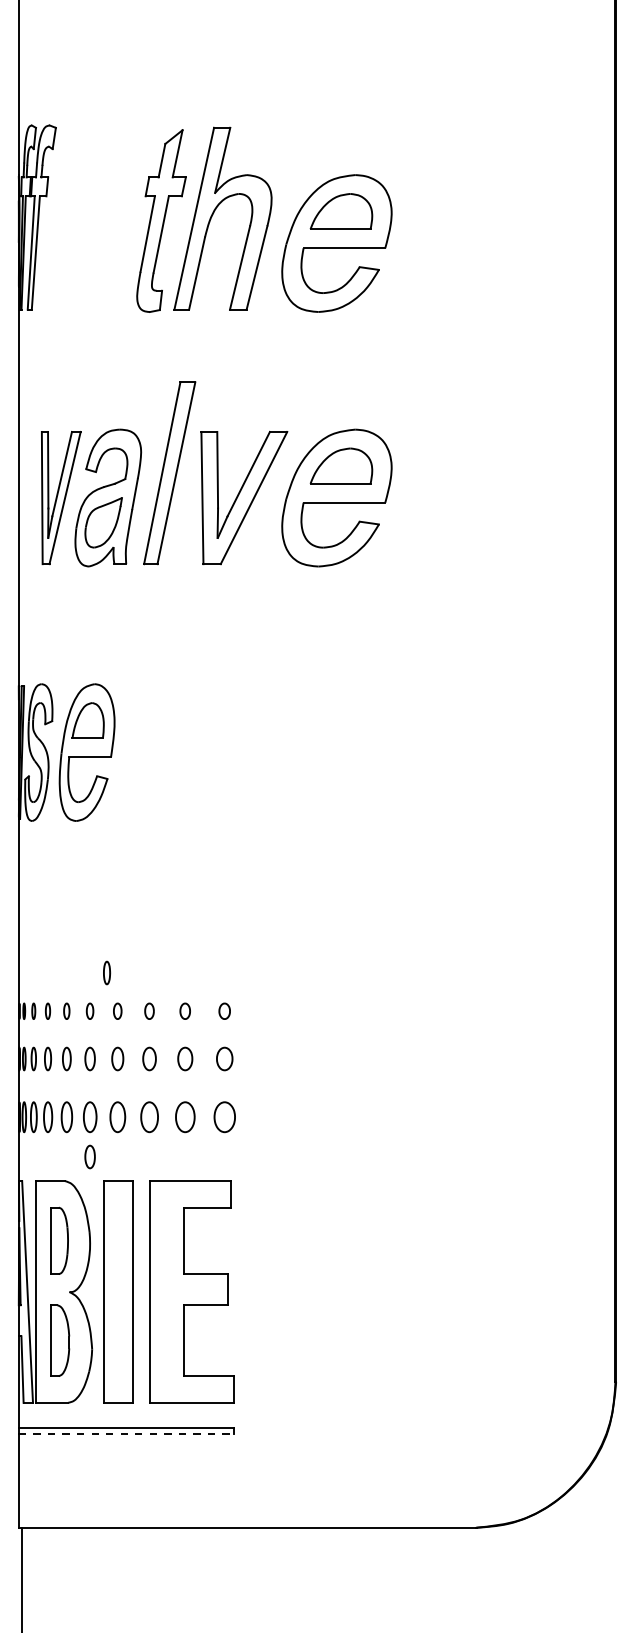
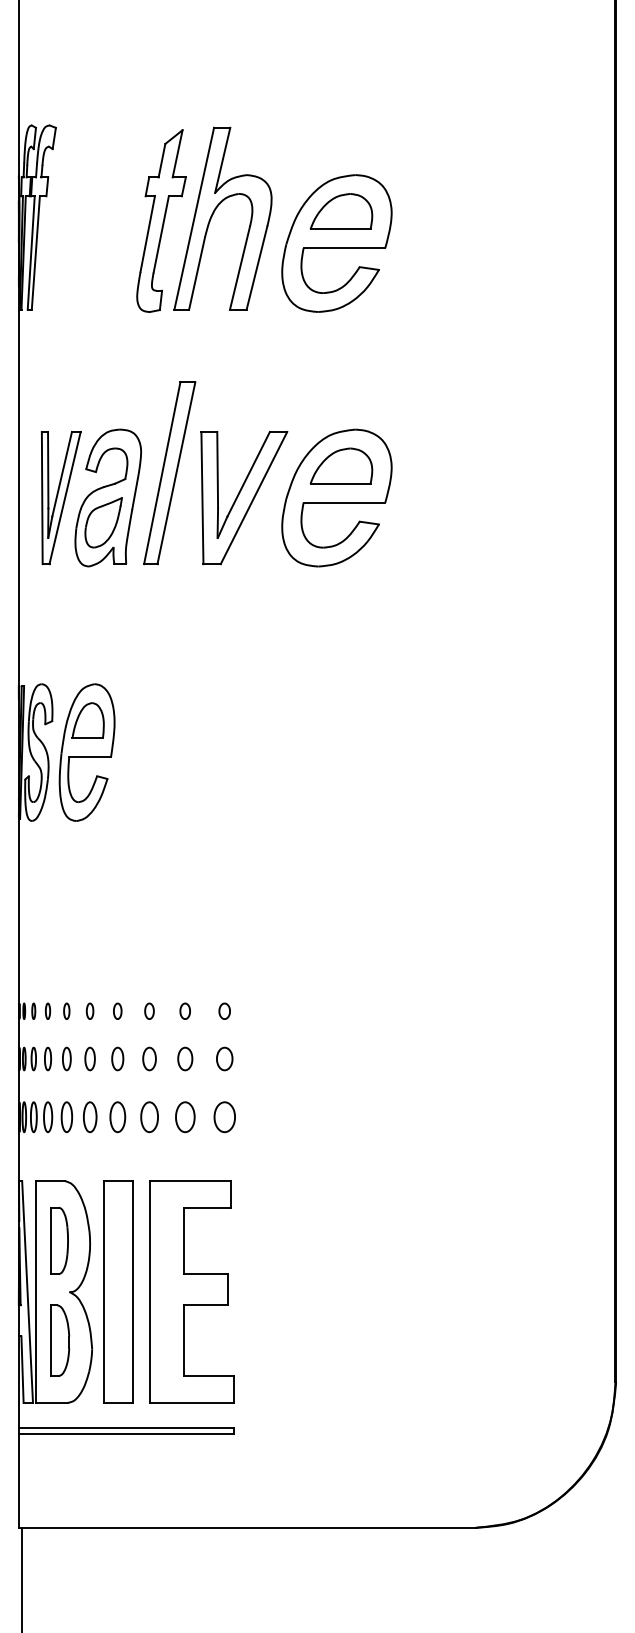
part: present -> none (106, 972)
part: present -> none (89, 1156)
line: dashed -> solid (126, 1433)
